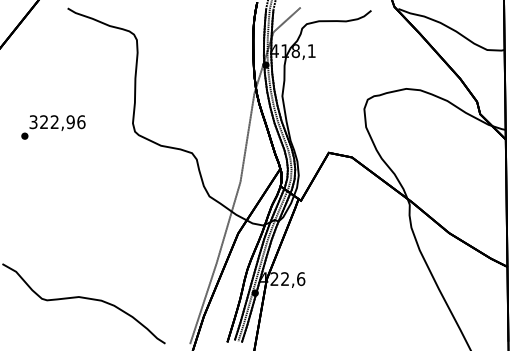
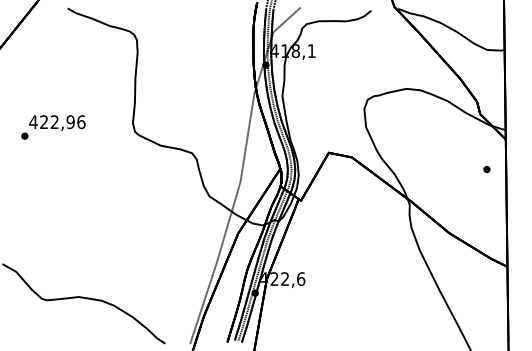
text: 322,96 -> 422,96 (33, 122)
part: none -> present (486, 169)
